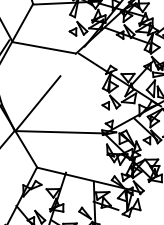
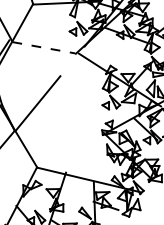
line: solid -> dashed (43, 47)
line: present -> none (61, 132)
